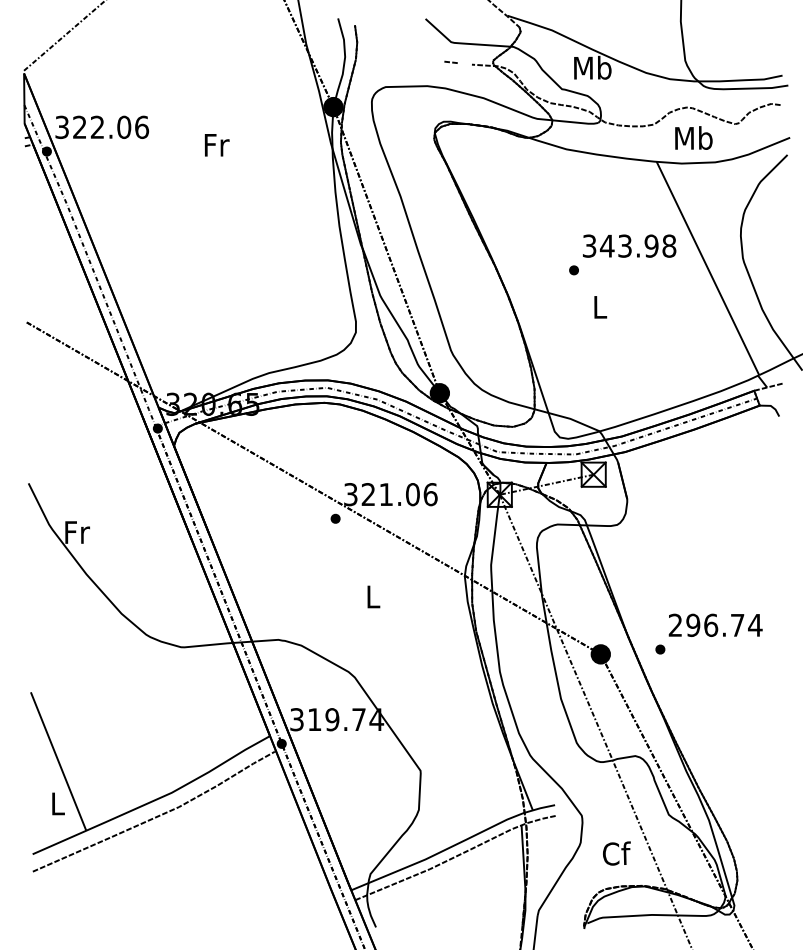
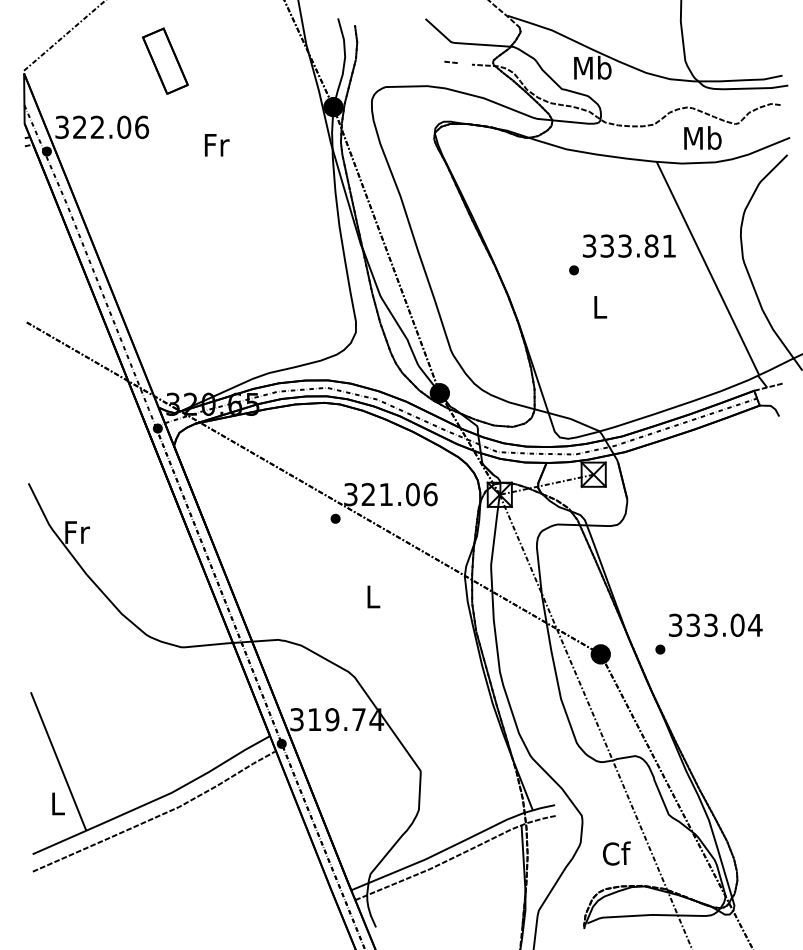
part: none -> present (165, 60)
text position: (693, 137) -> (702, 137) (702, 137)
text: 343.98 -> 333.81 (637, 245)
text: 296.74 -> 333.04 (706, 624)
